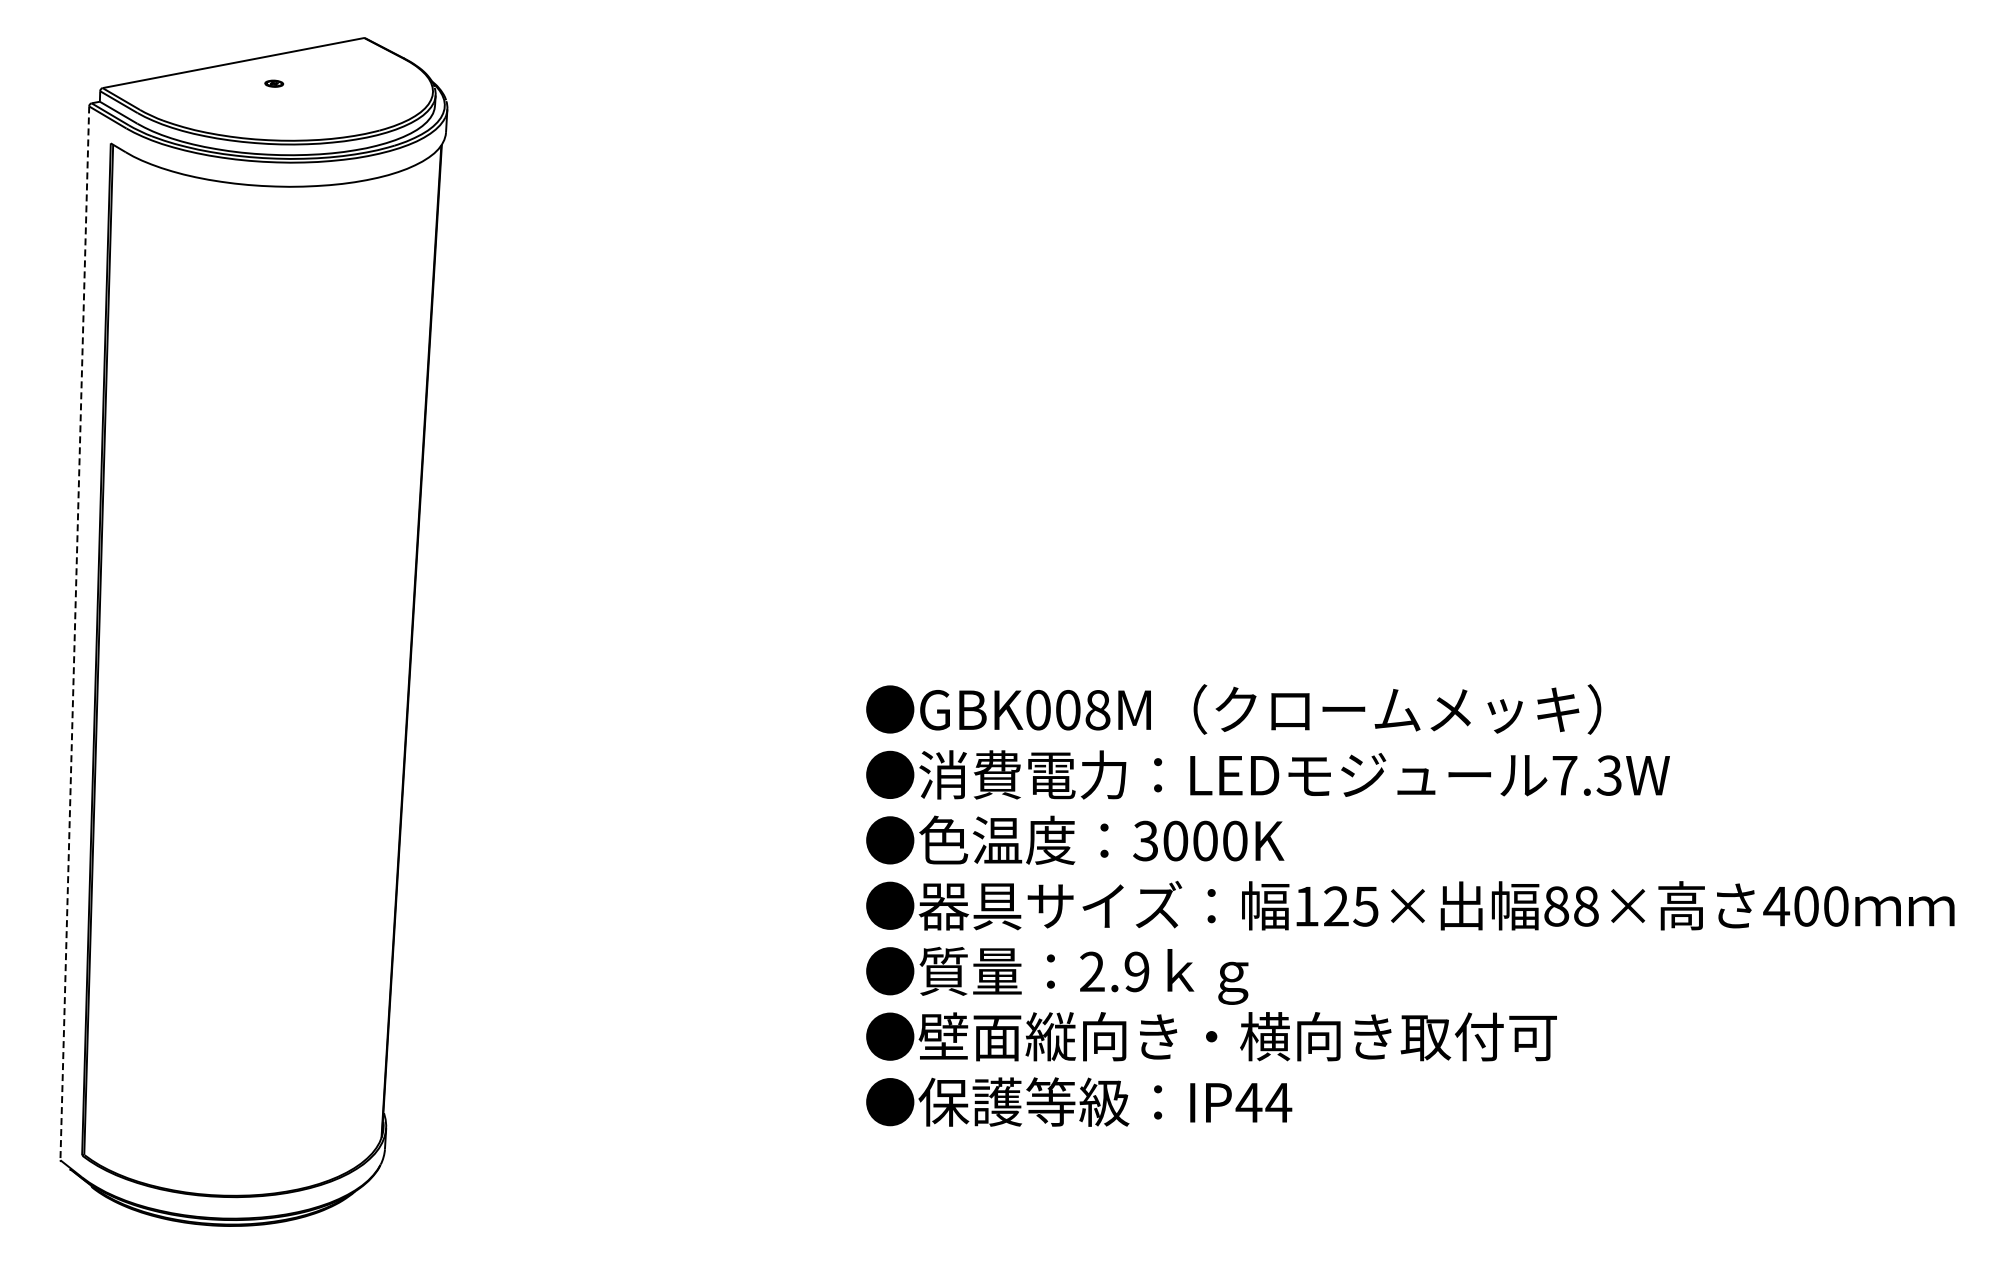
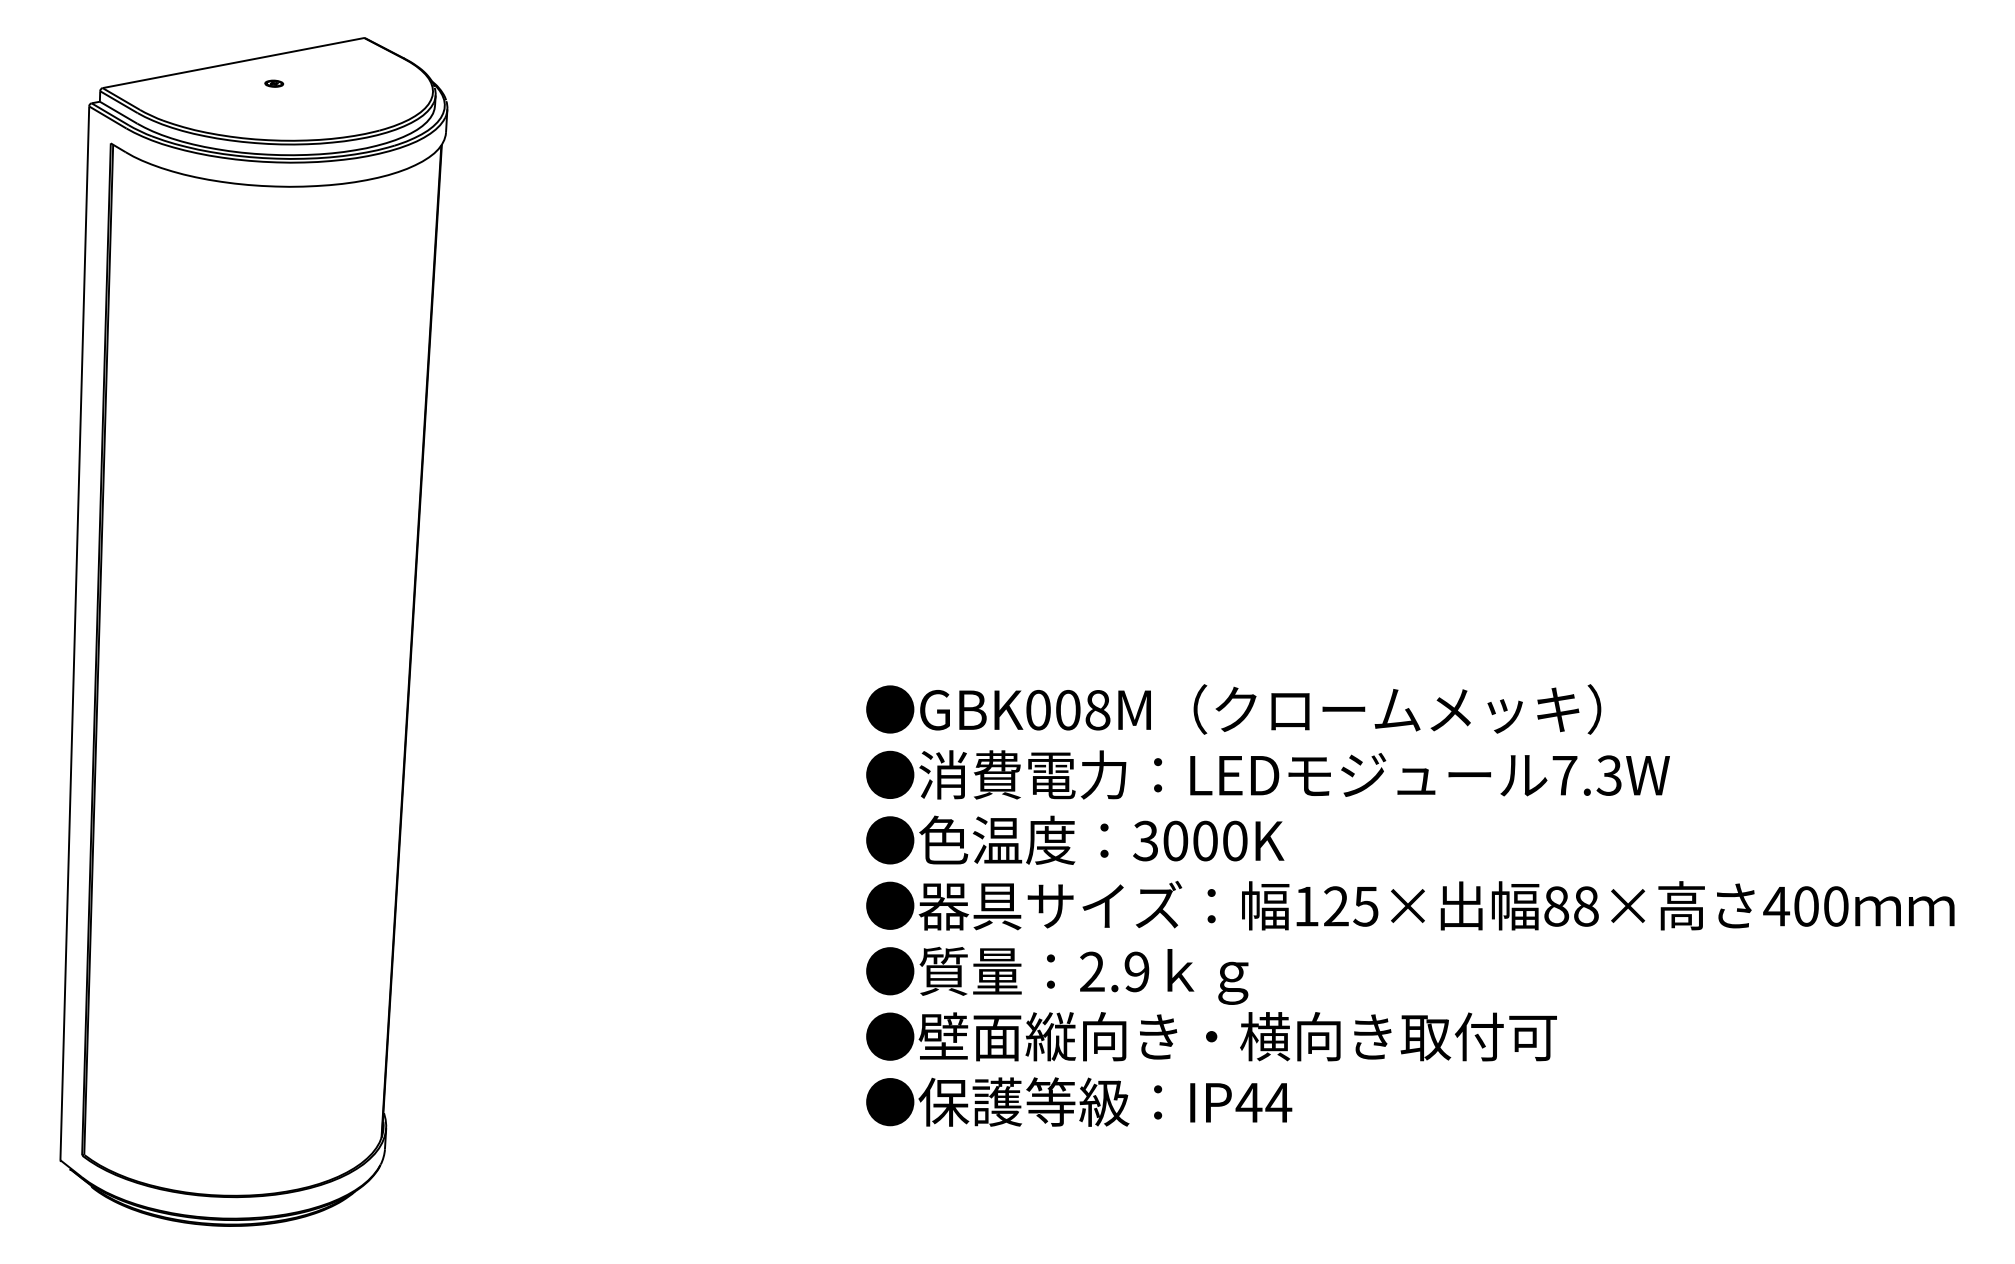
line: dashed -> solid (74, 633)
